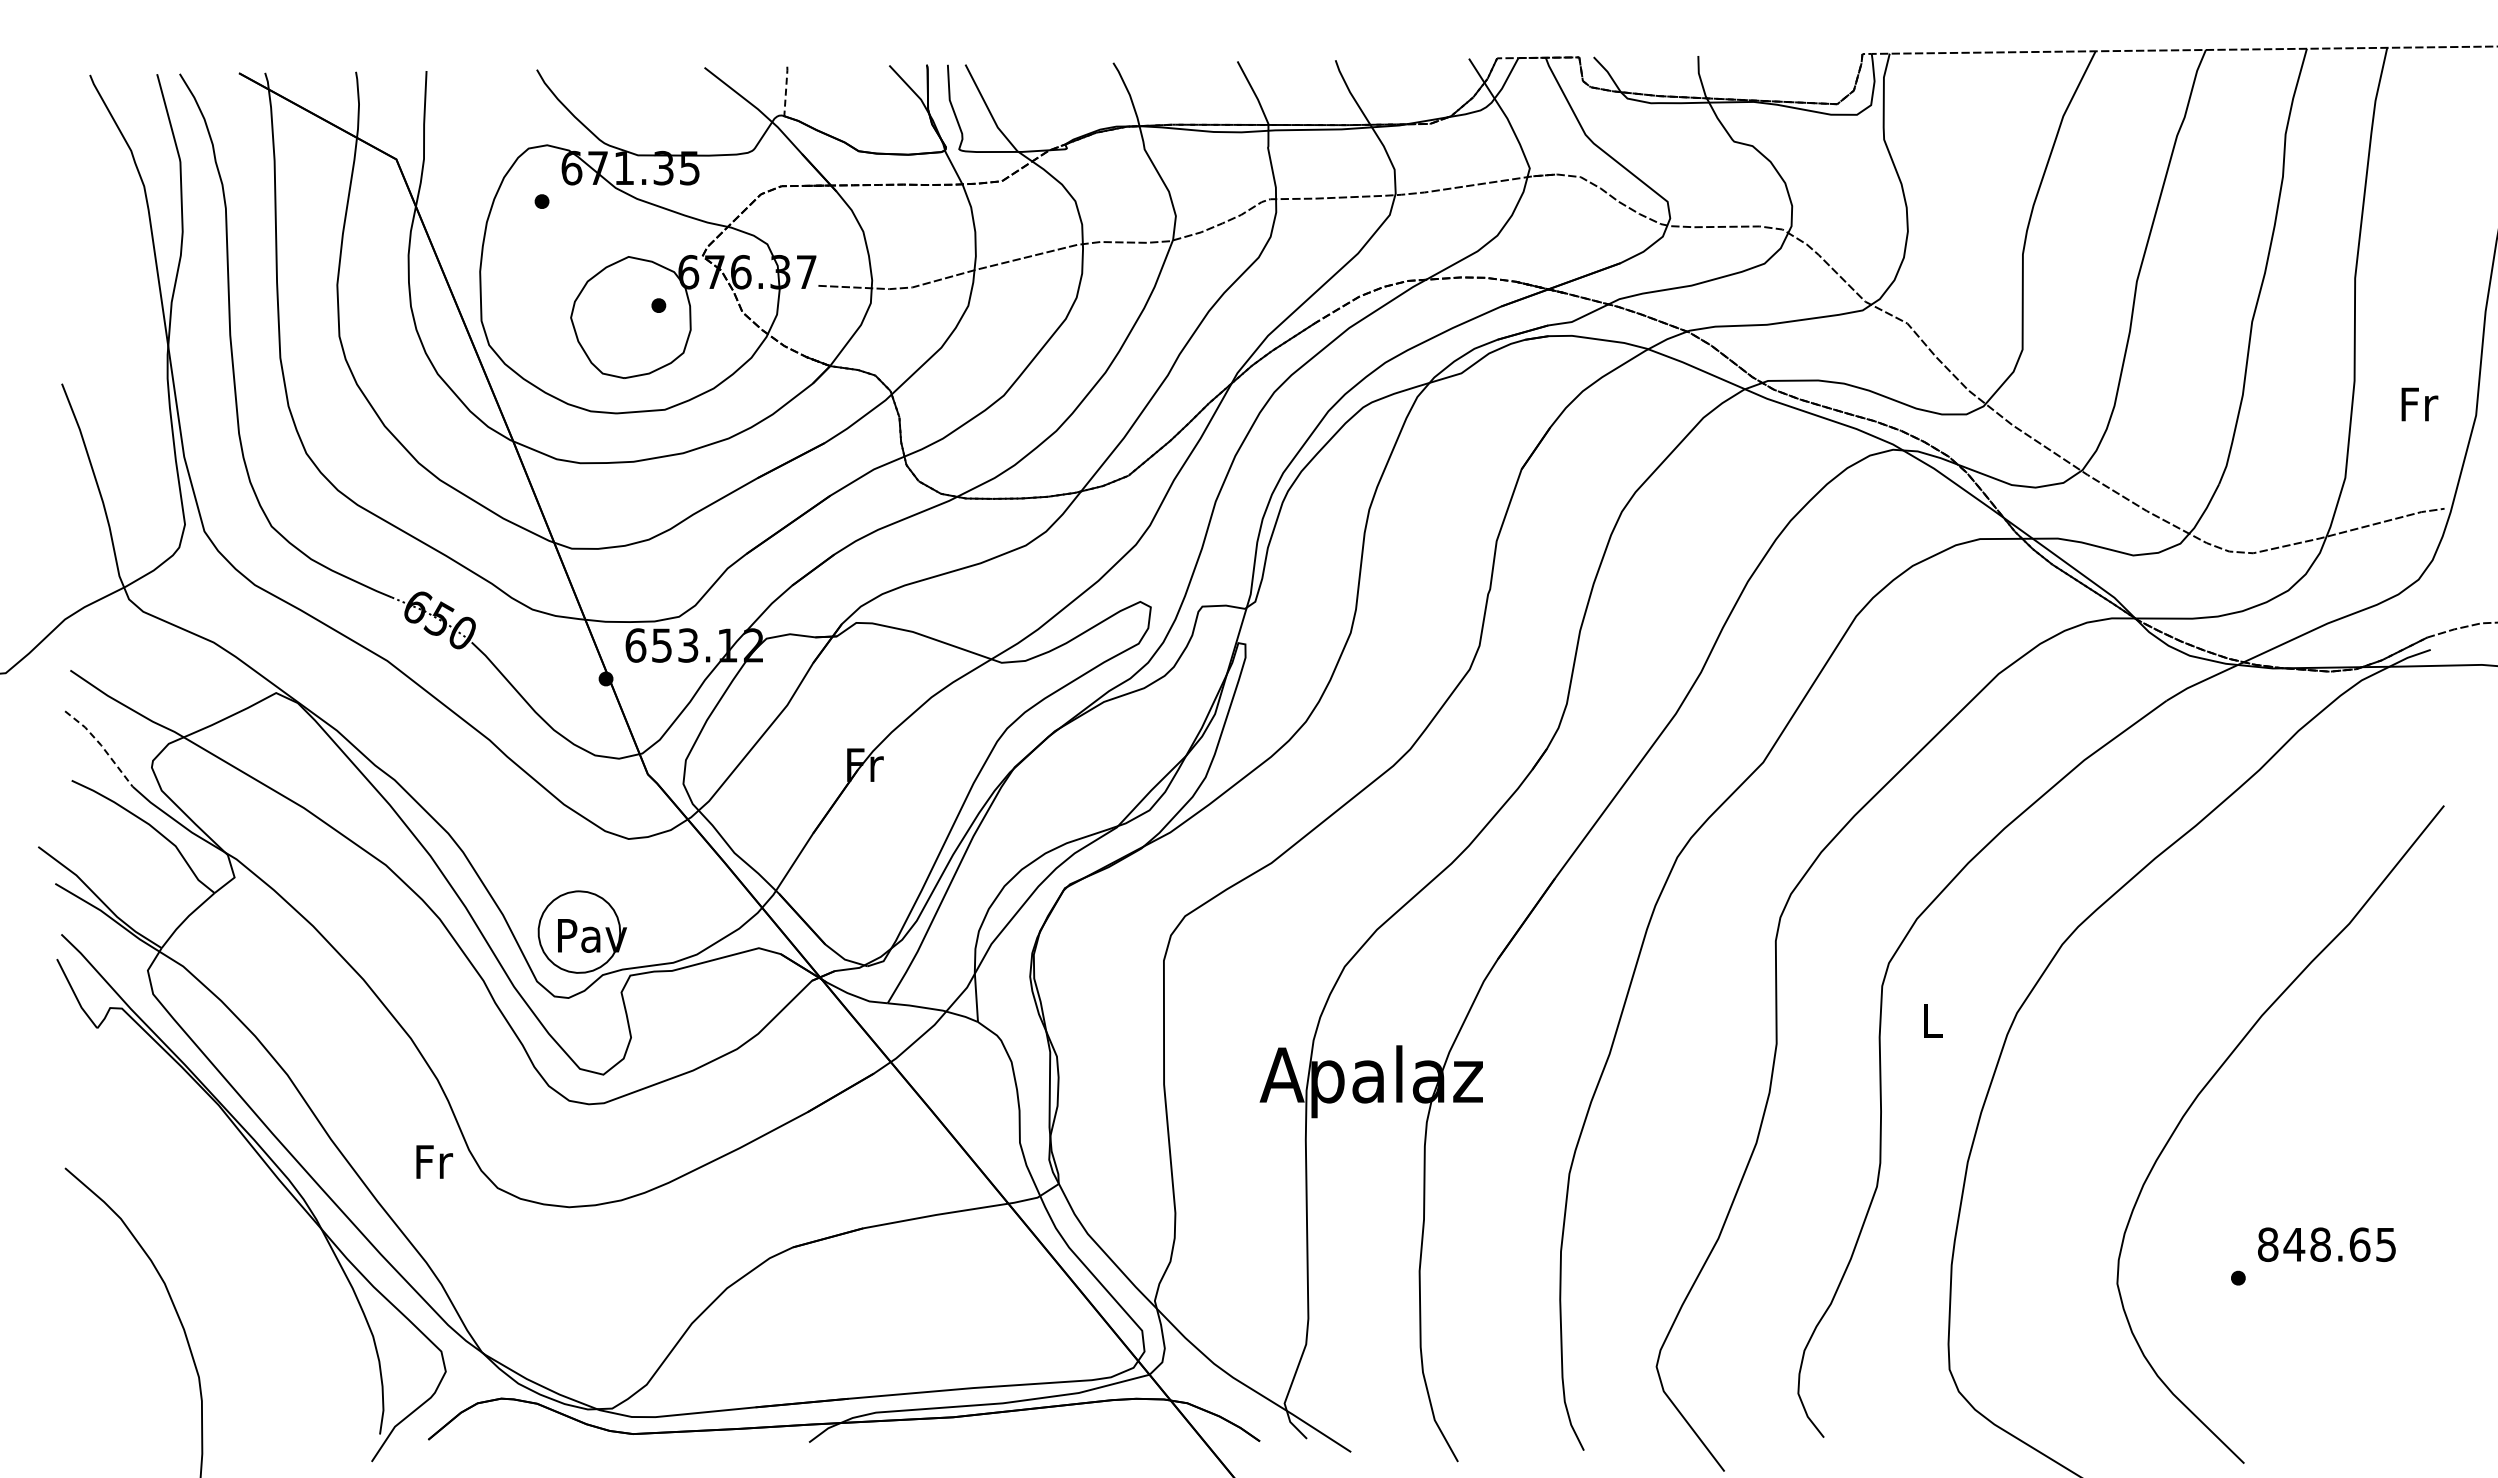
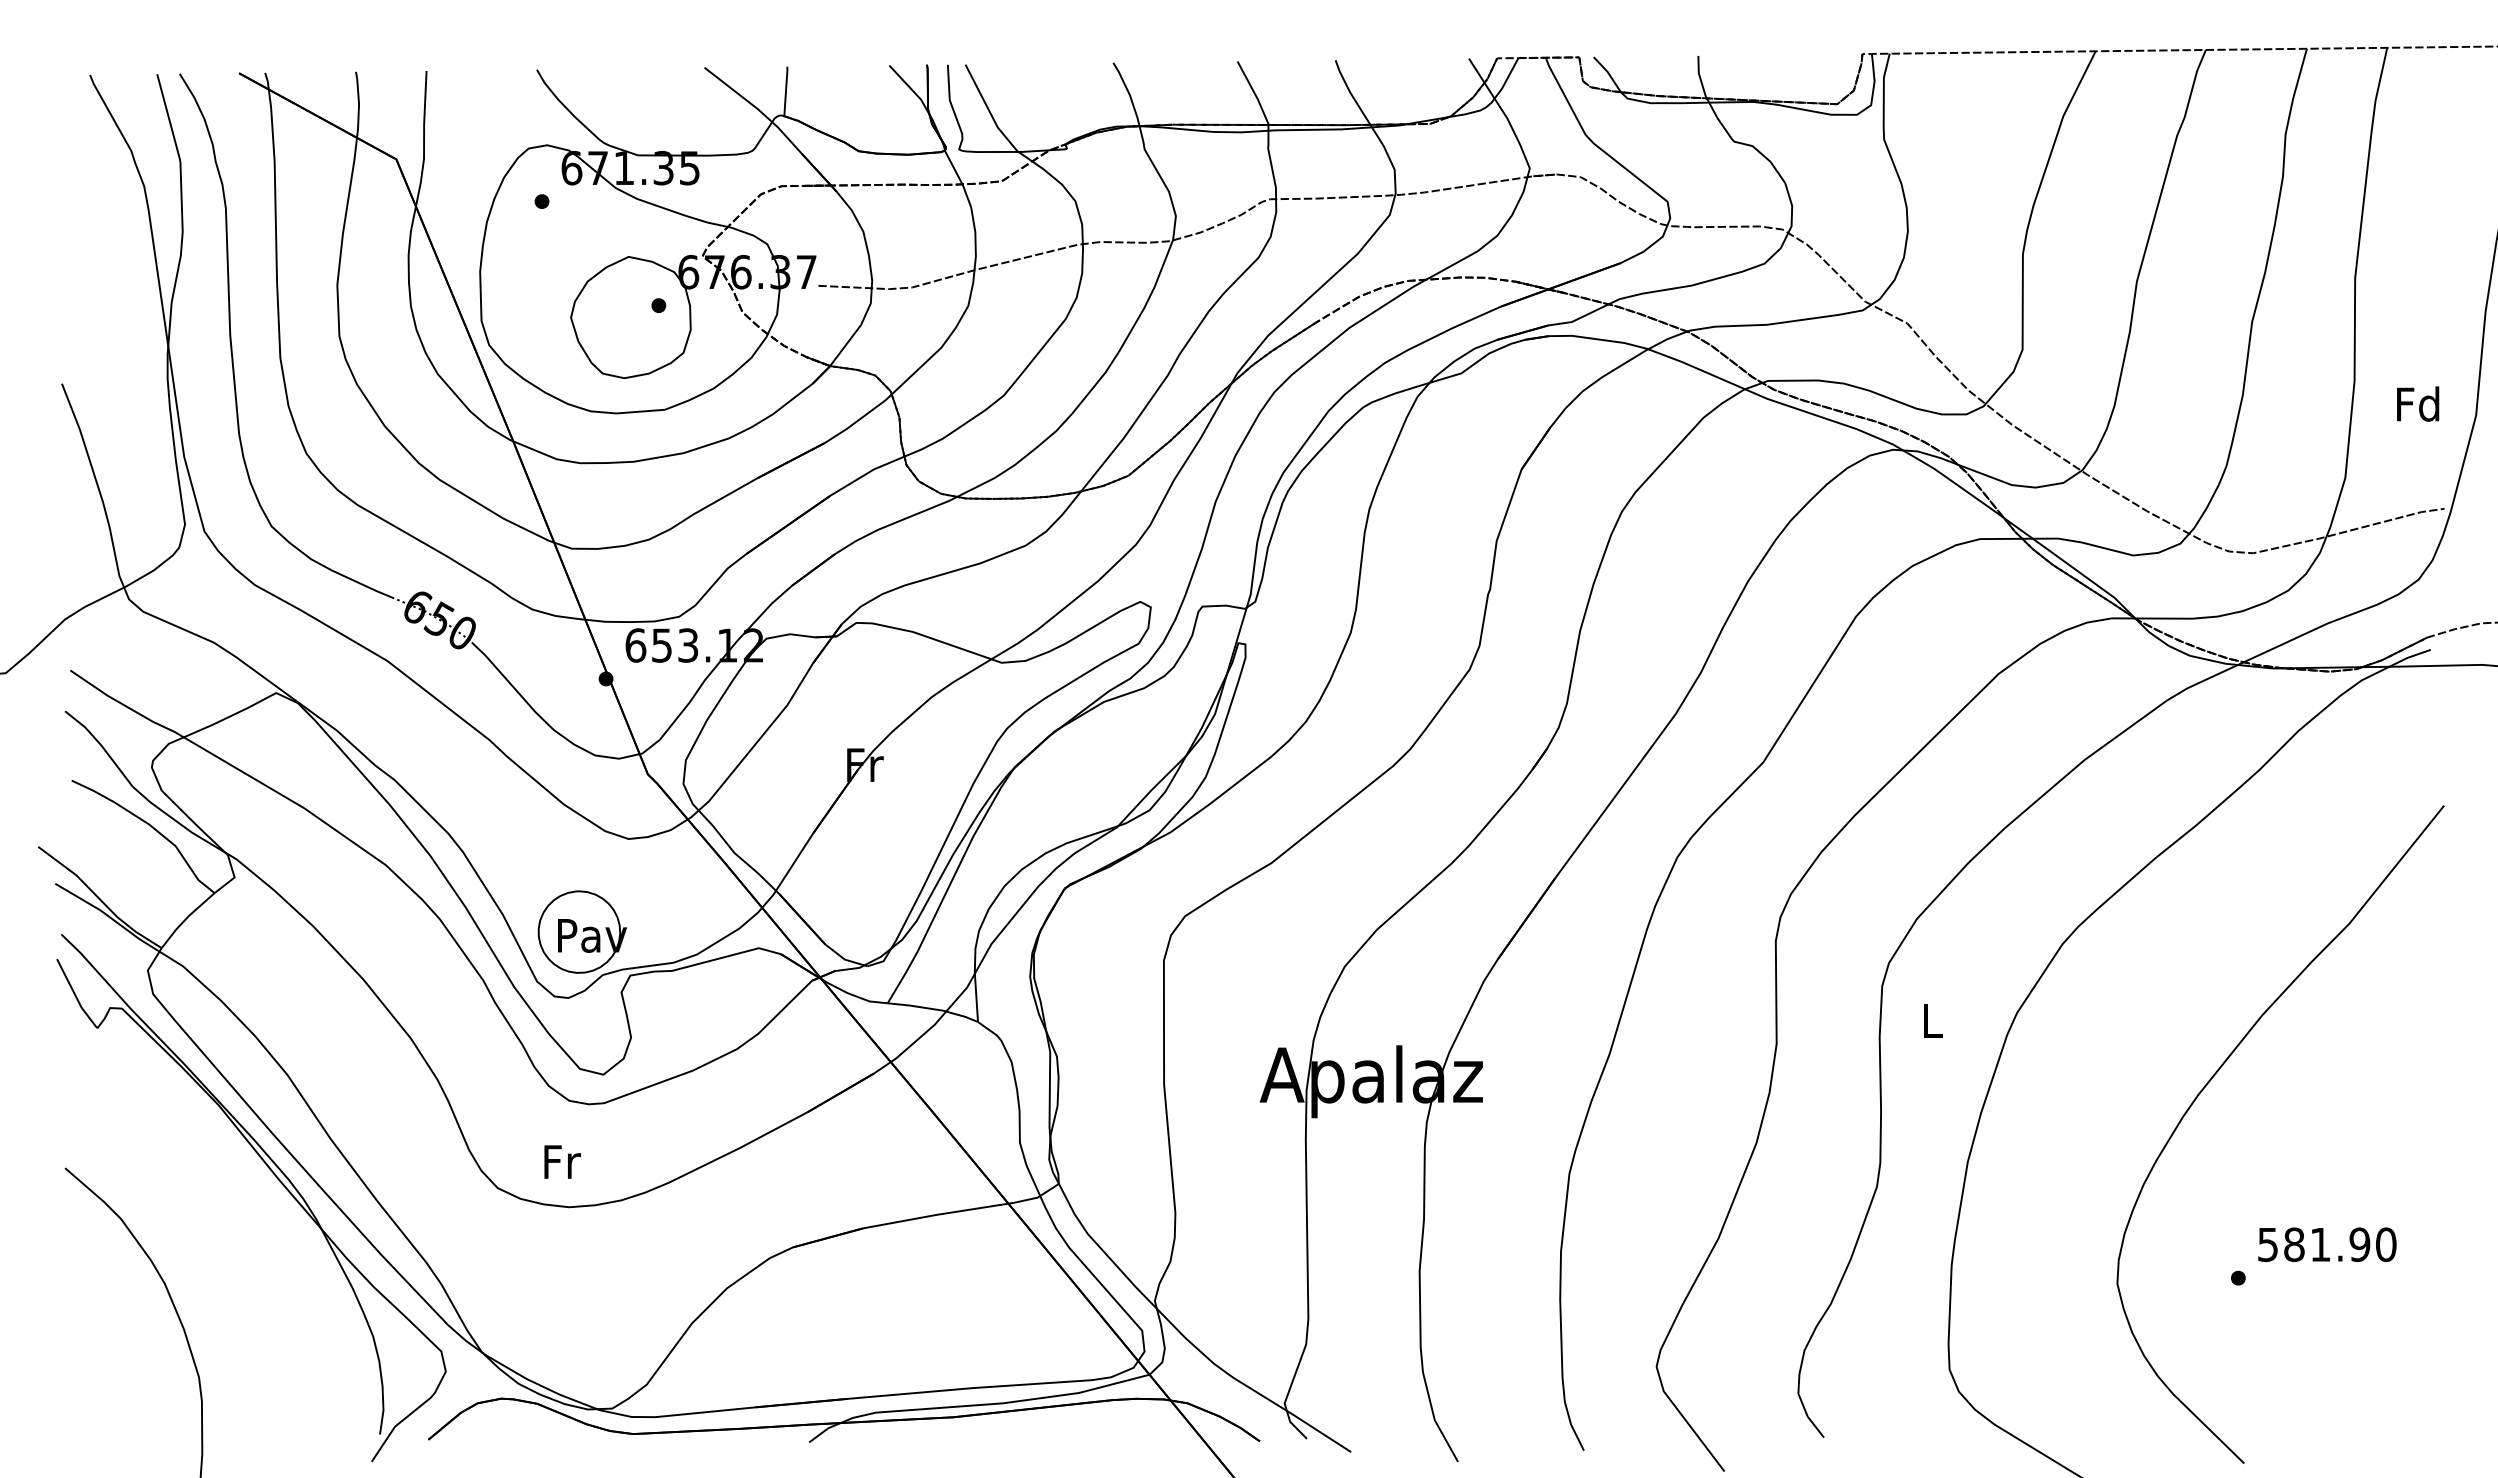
line: dashed -> solid (786, 90)
text: Fr -> Fd (2418, 403)
line: dashed -> solid (101, 745)
text position: (434, 1161) -> (562, 1161) (562, 1161)
text: 848.65 -> 581.90 (2327, 1244)
